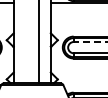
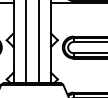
line: none -> present (26, 42)
line: dashed -> solid (90, 42)
